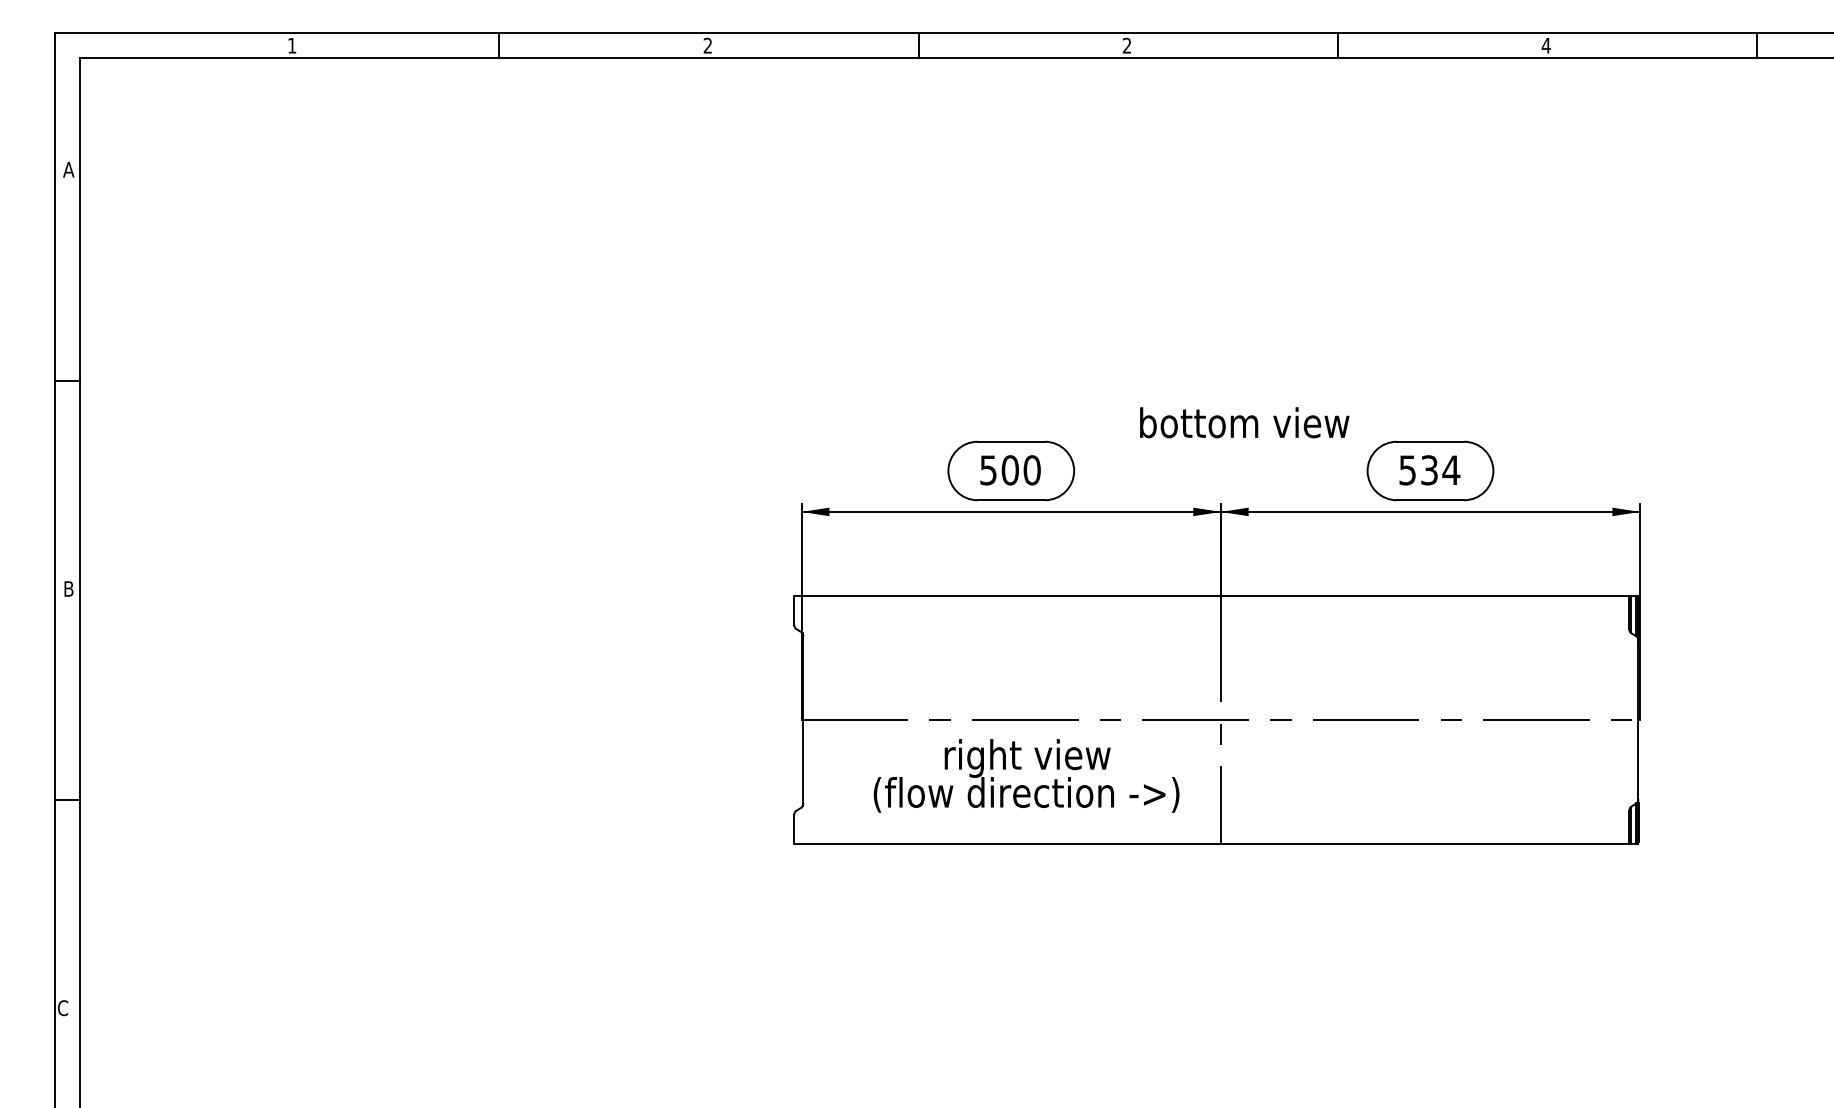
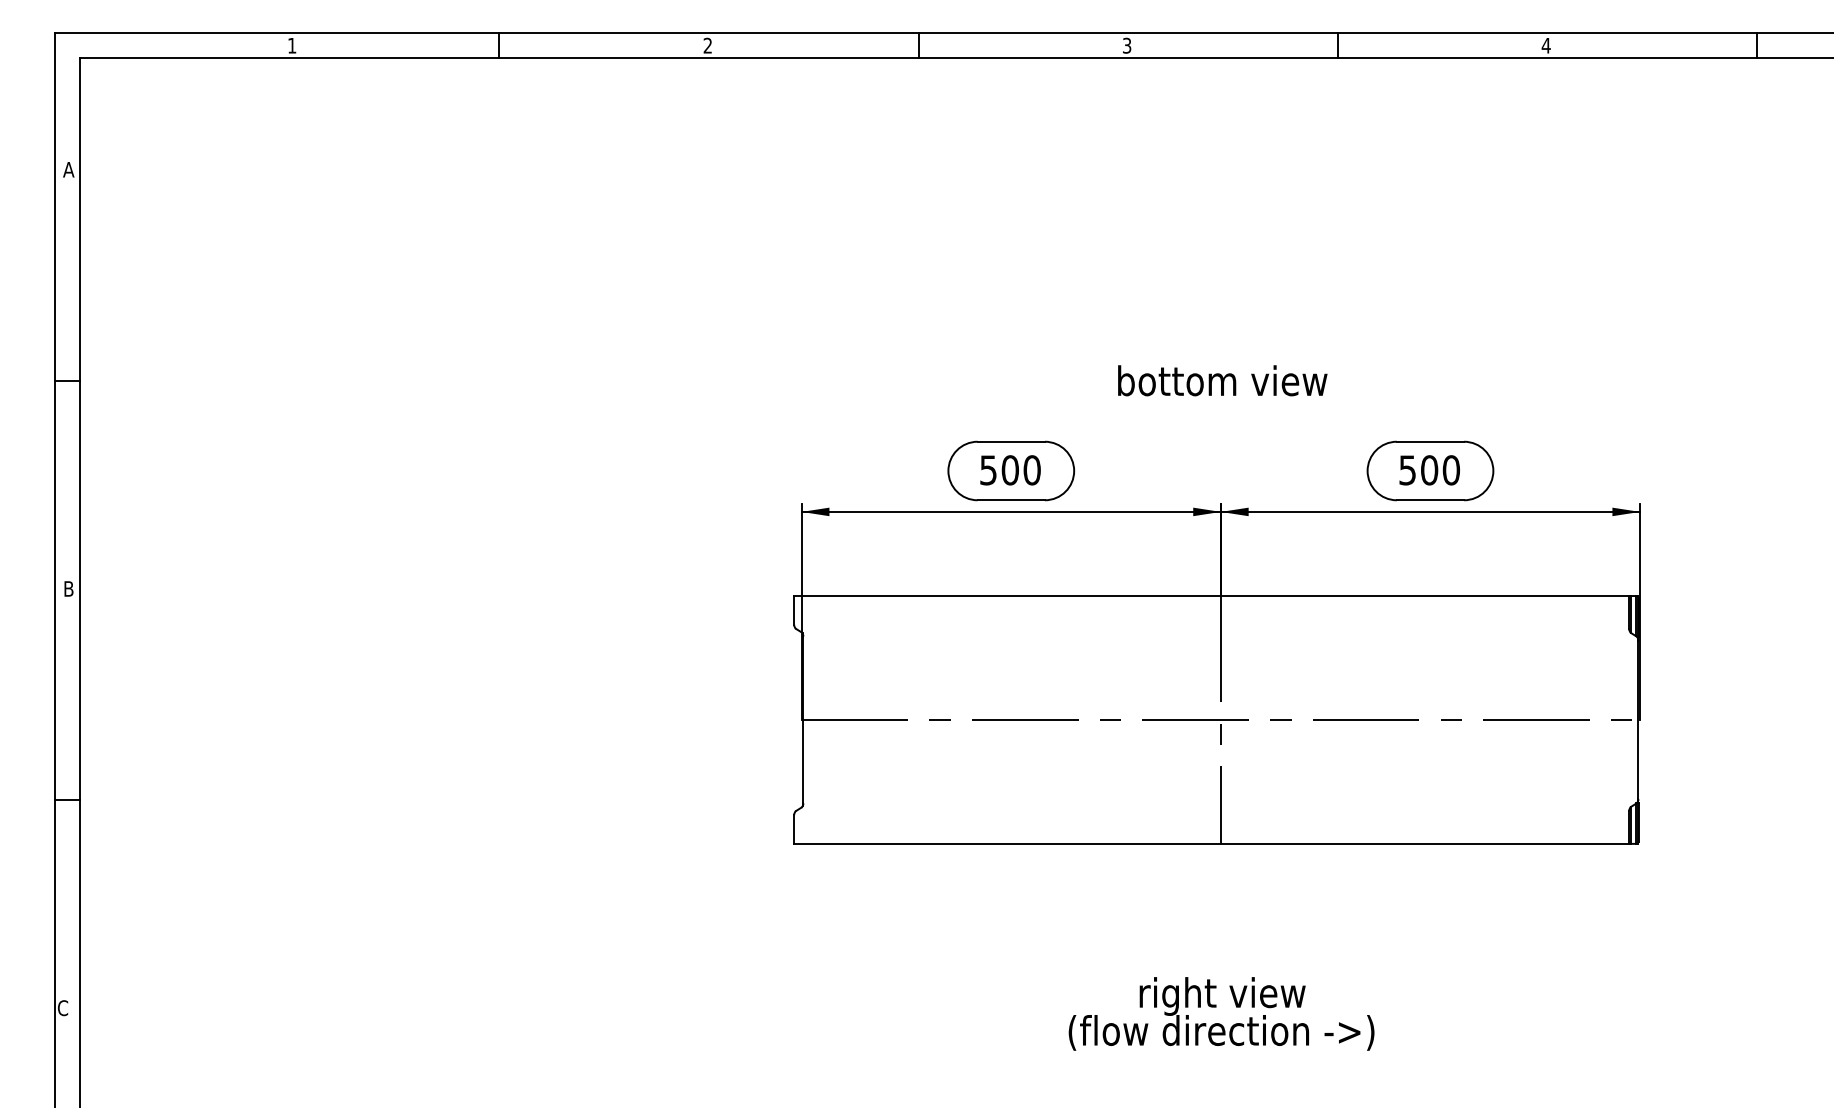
text: 2 -> 3 (1127, 45)
text position: (1244, 422) -> (1222, 380) (1222, 380)
text: 534 -> 500 (1440, 470)
text position: (1026, 775) -> (1221, 1013) (1221, 1013)
